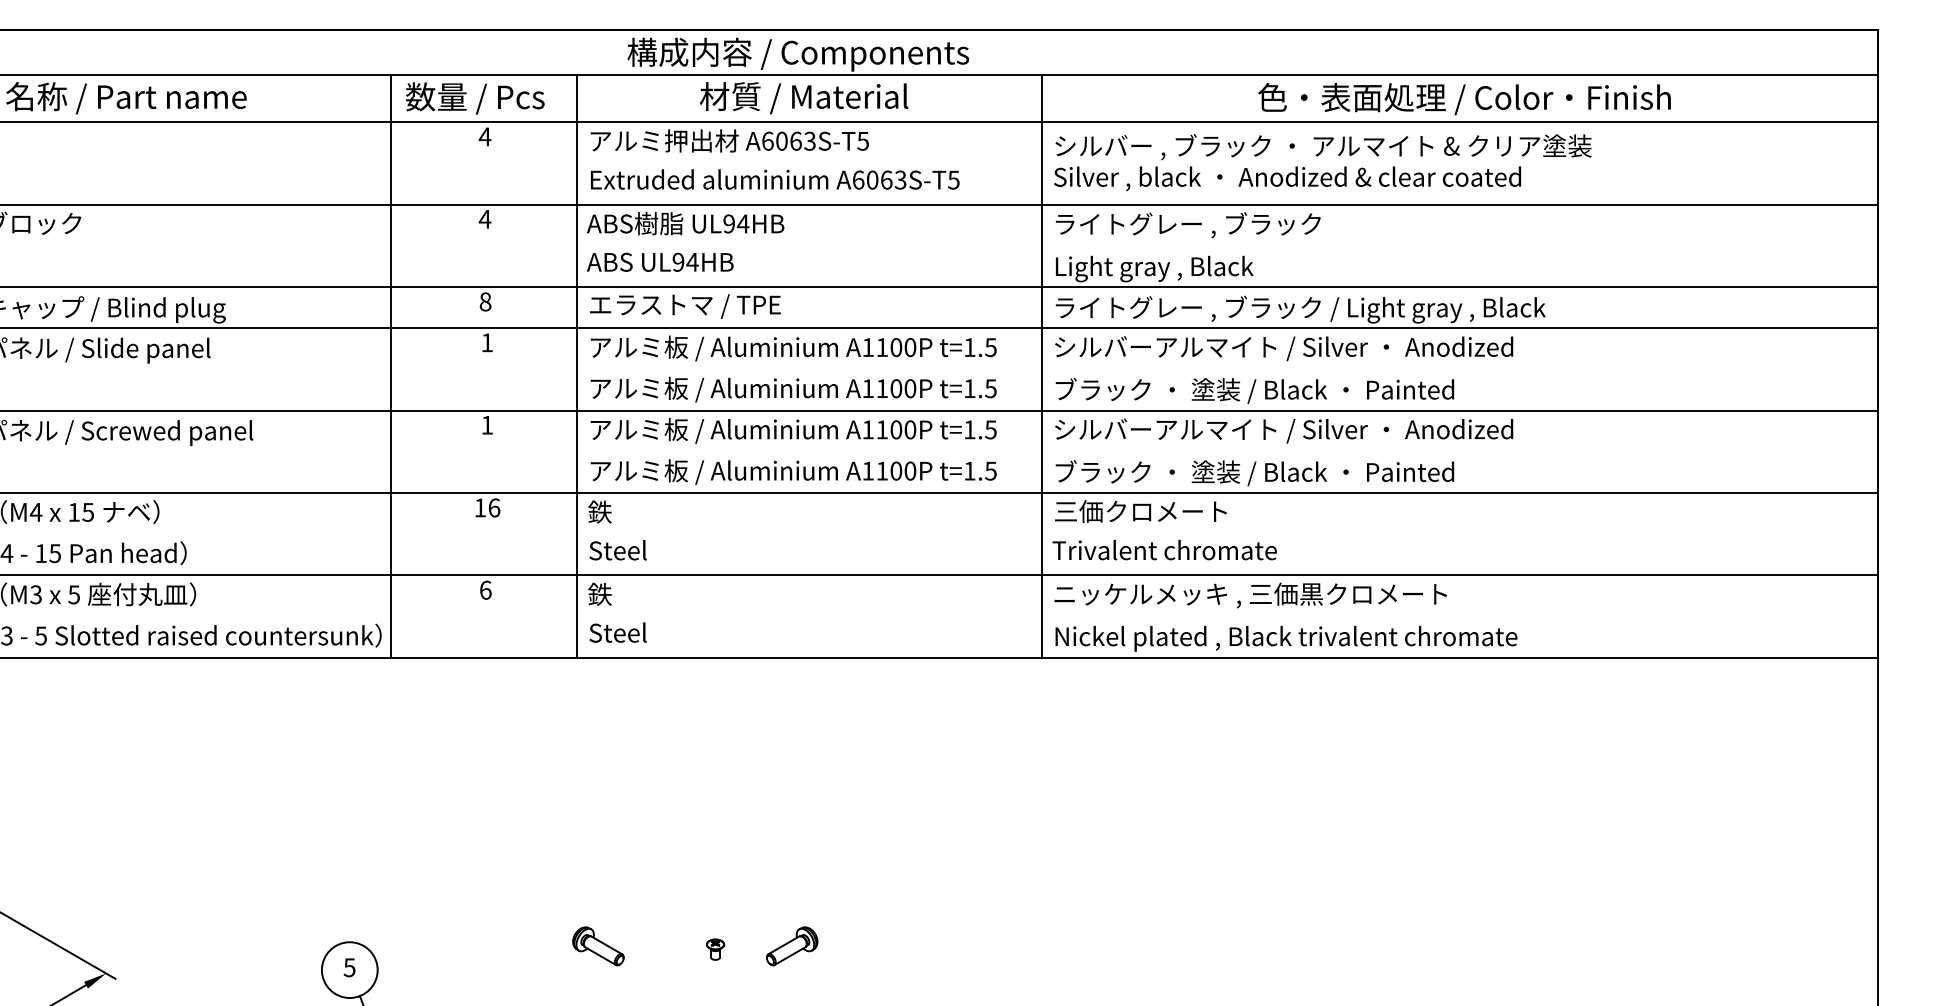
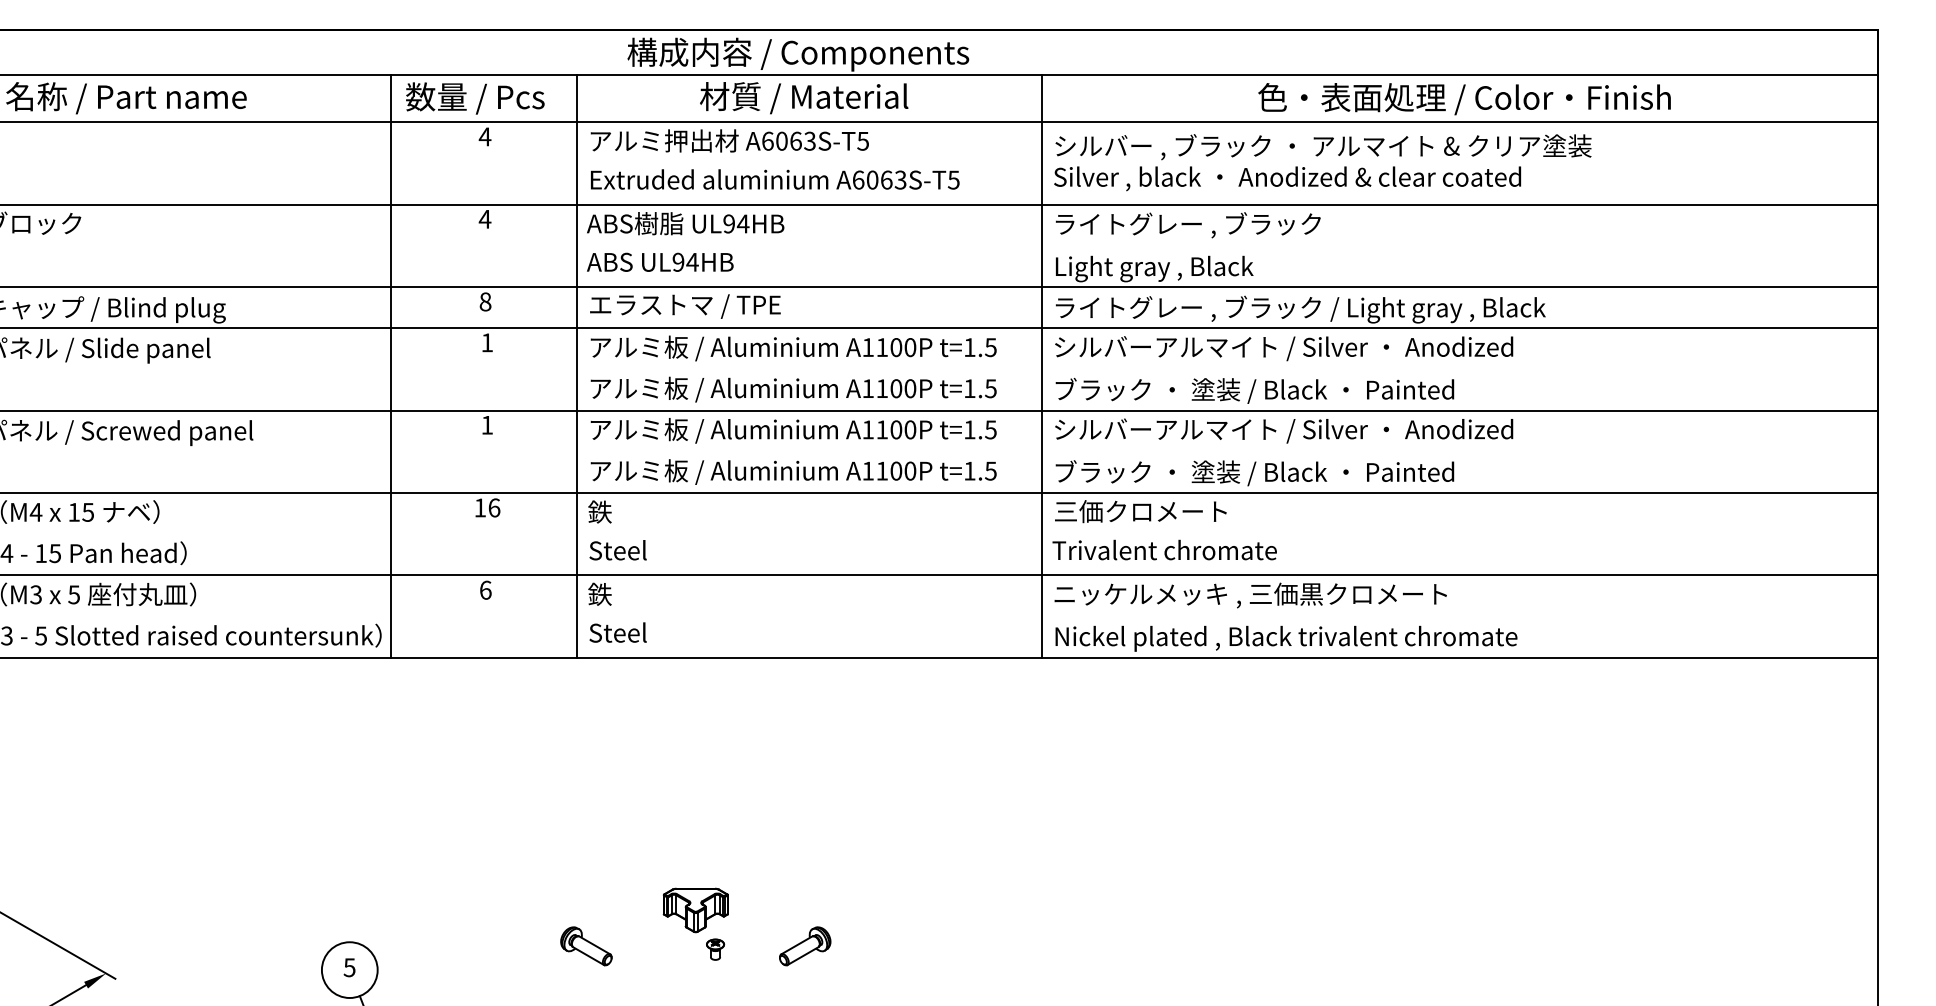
part: none -> present (695, 910)
part position: (598, 946) -> (586, 946) (586, 946)
part position: (792, 946) -> (805, 946) (805, 946)
